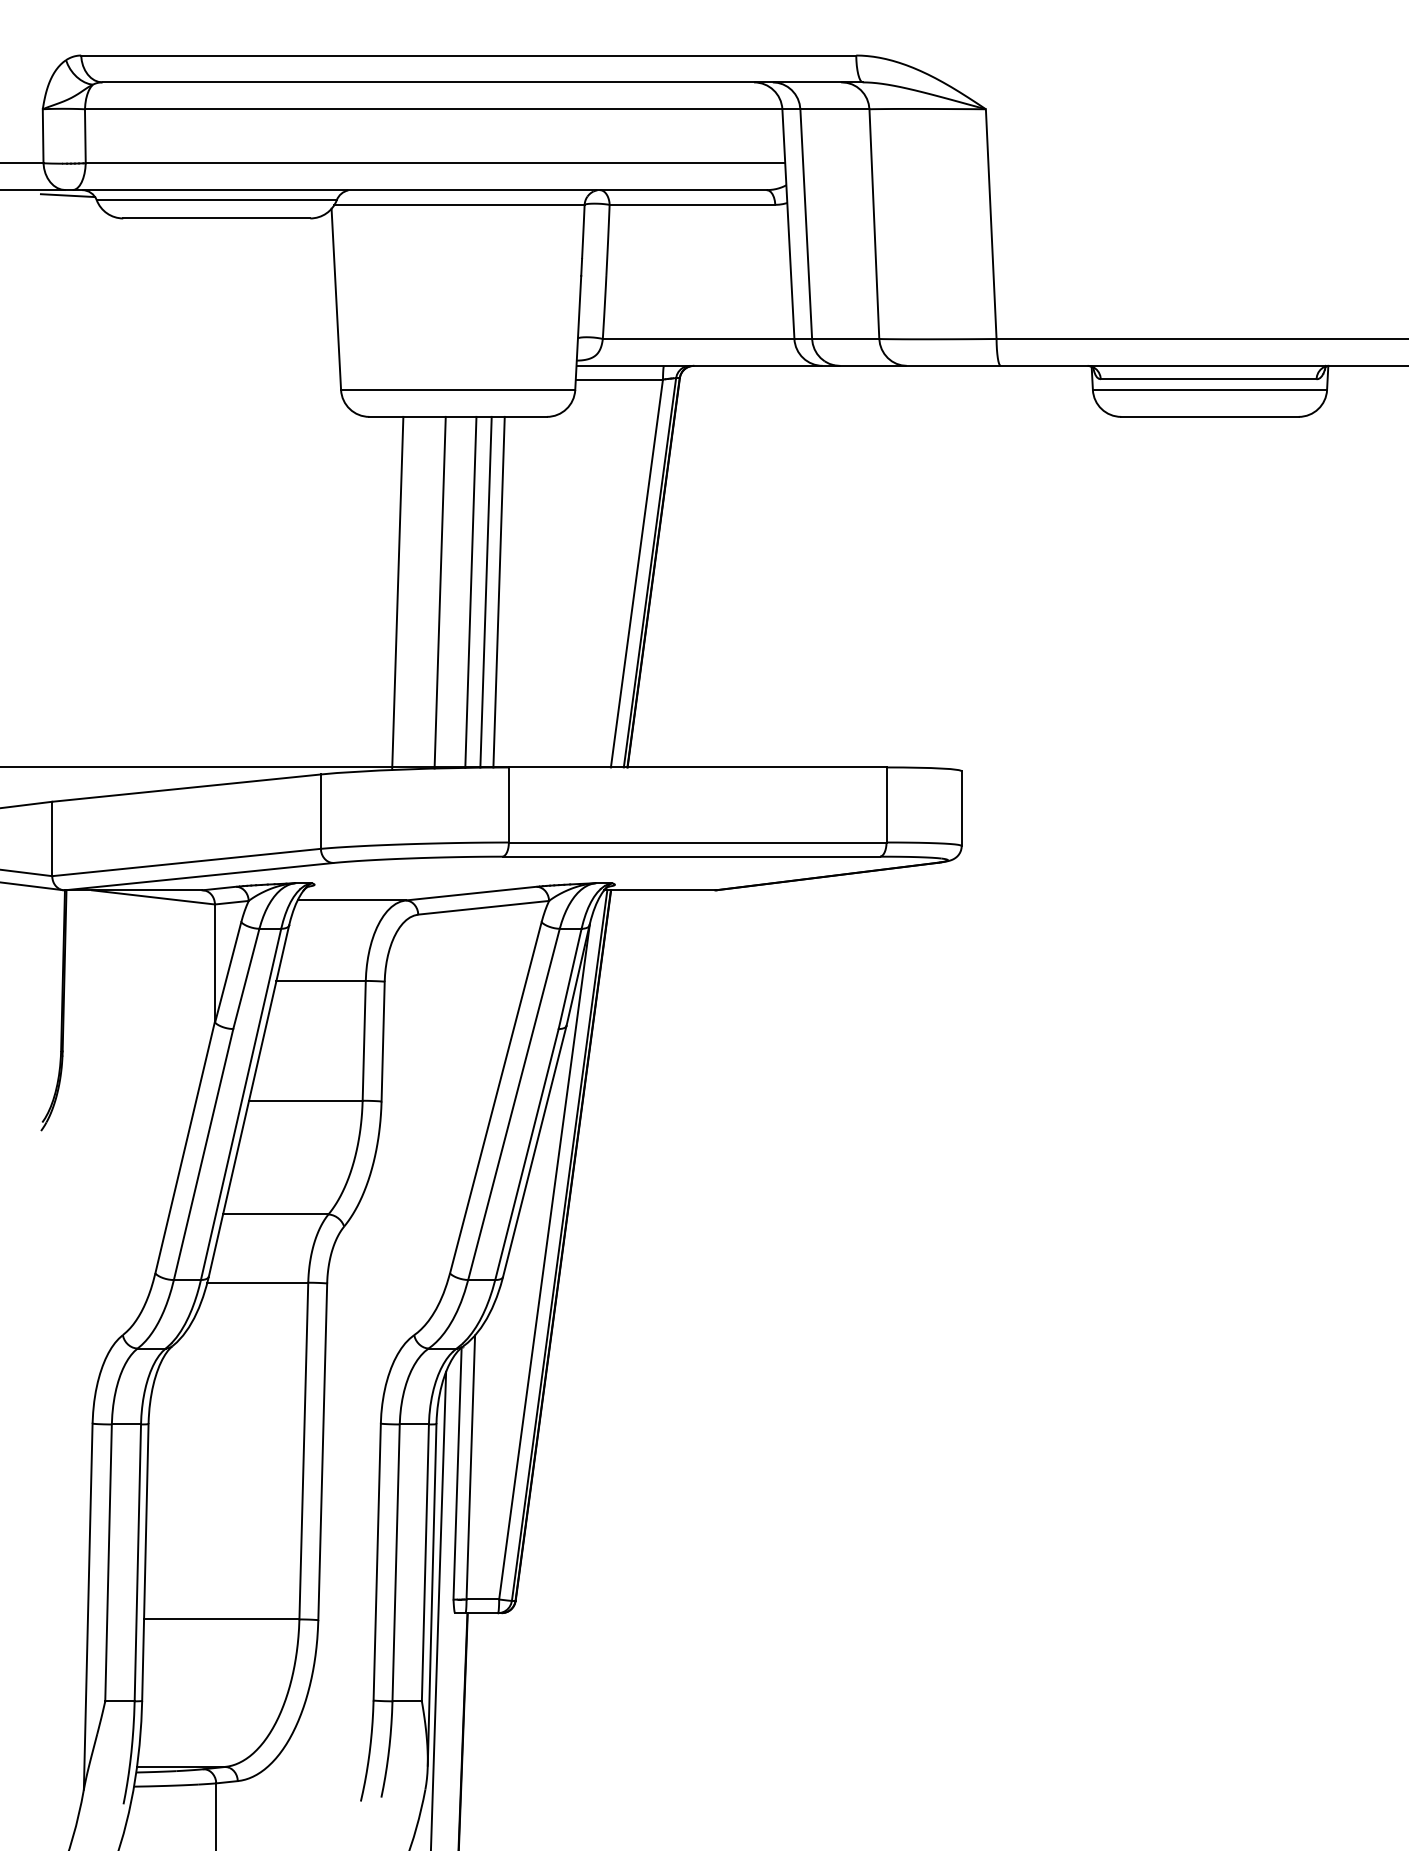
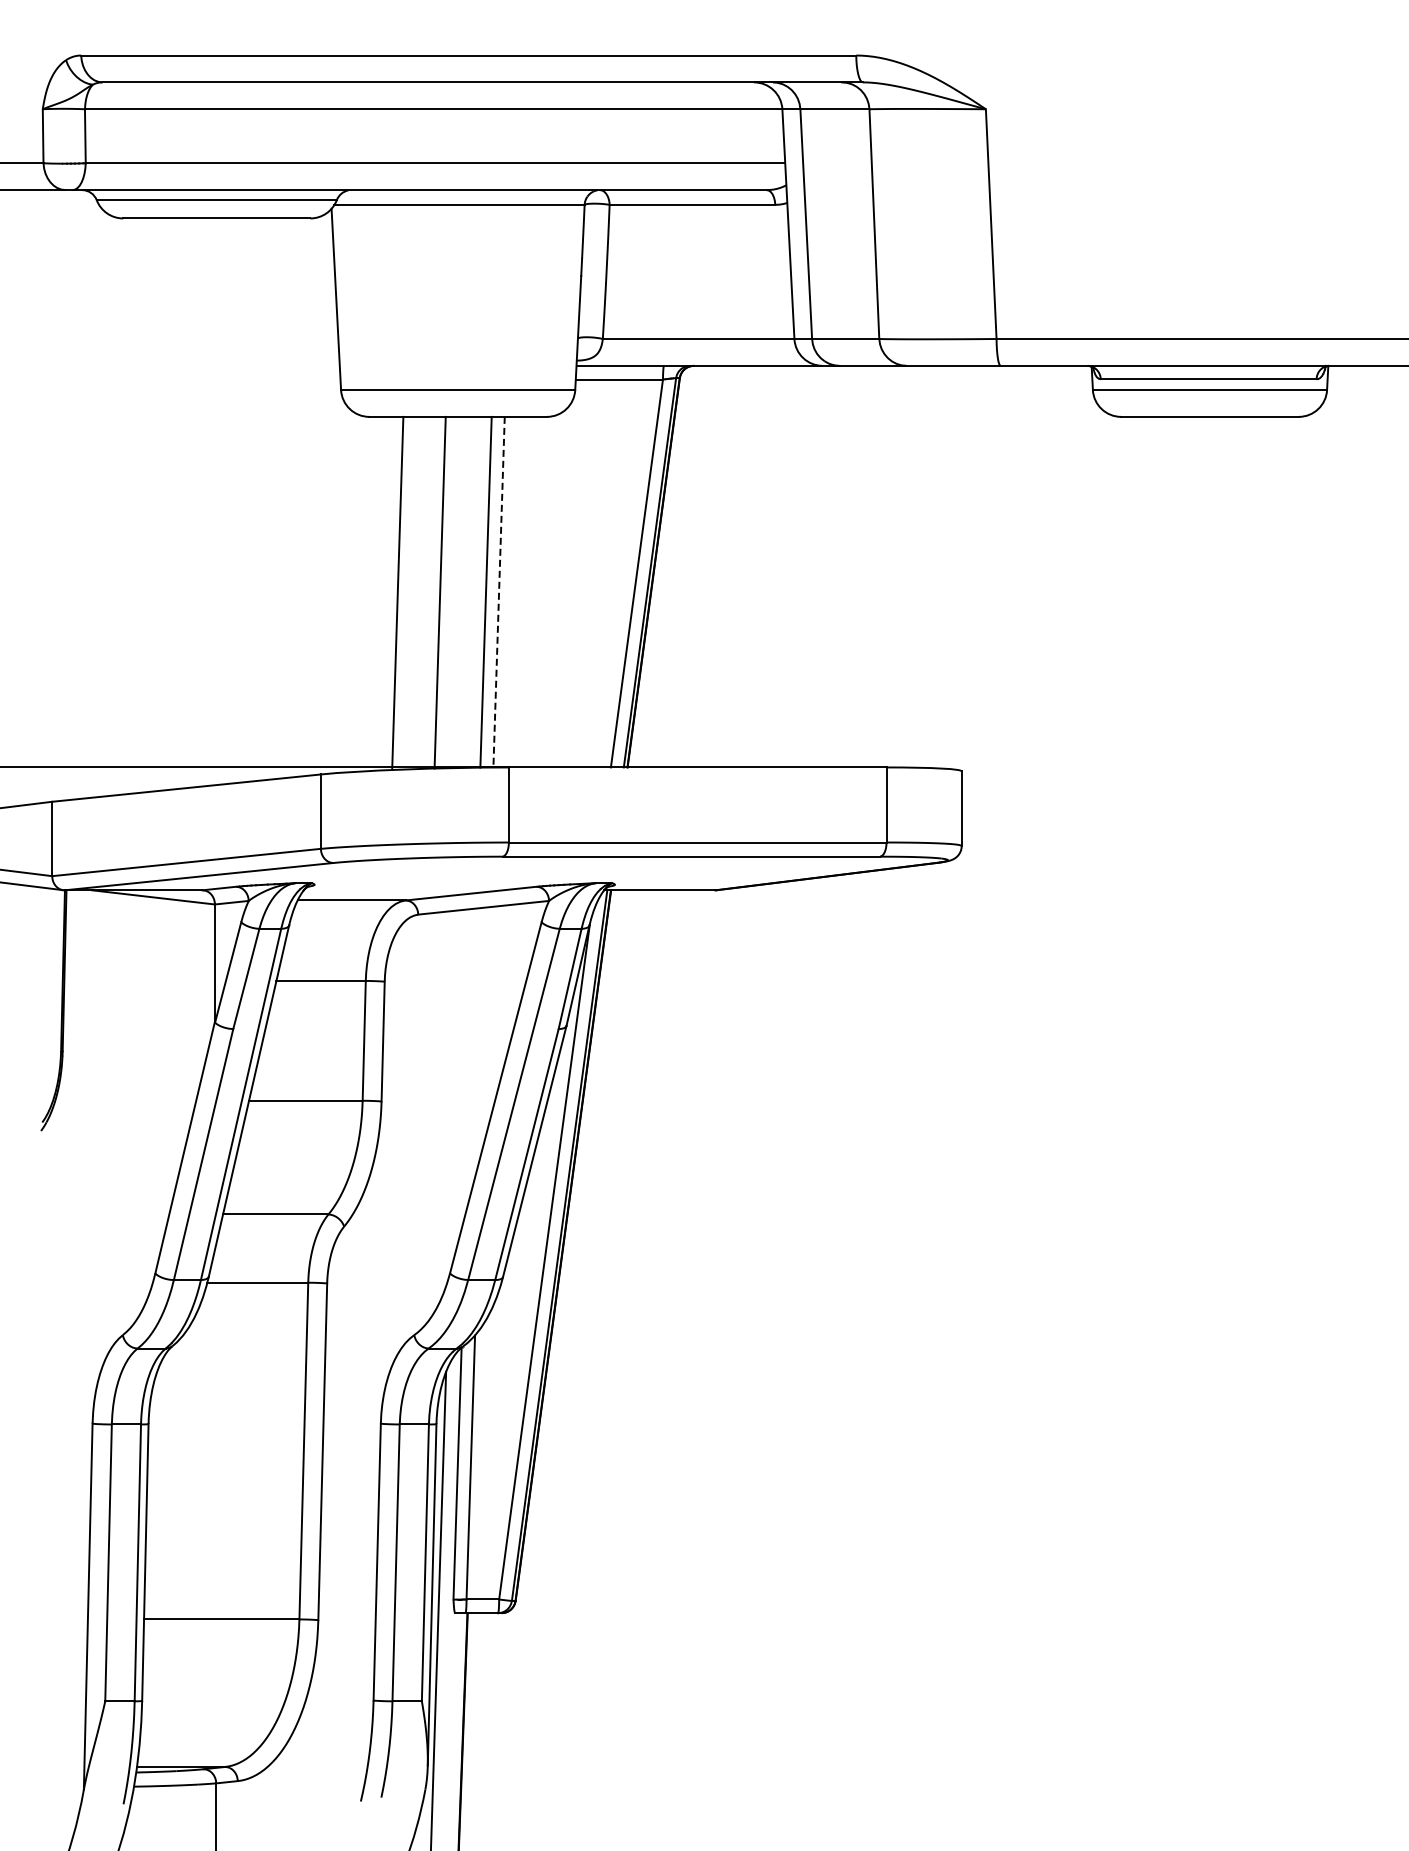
line: present -> none (67, 195)
line: present -> none (470, 591)
line: solid -> dashed (499, 592)
